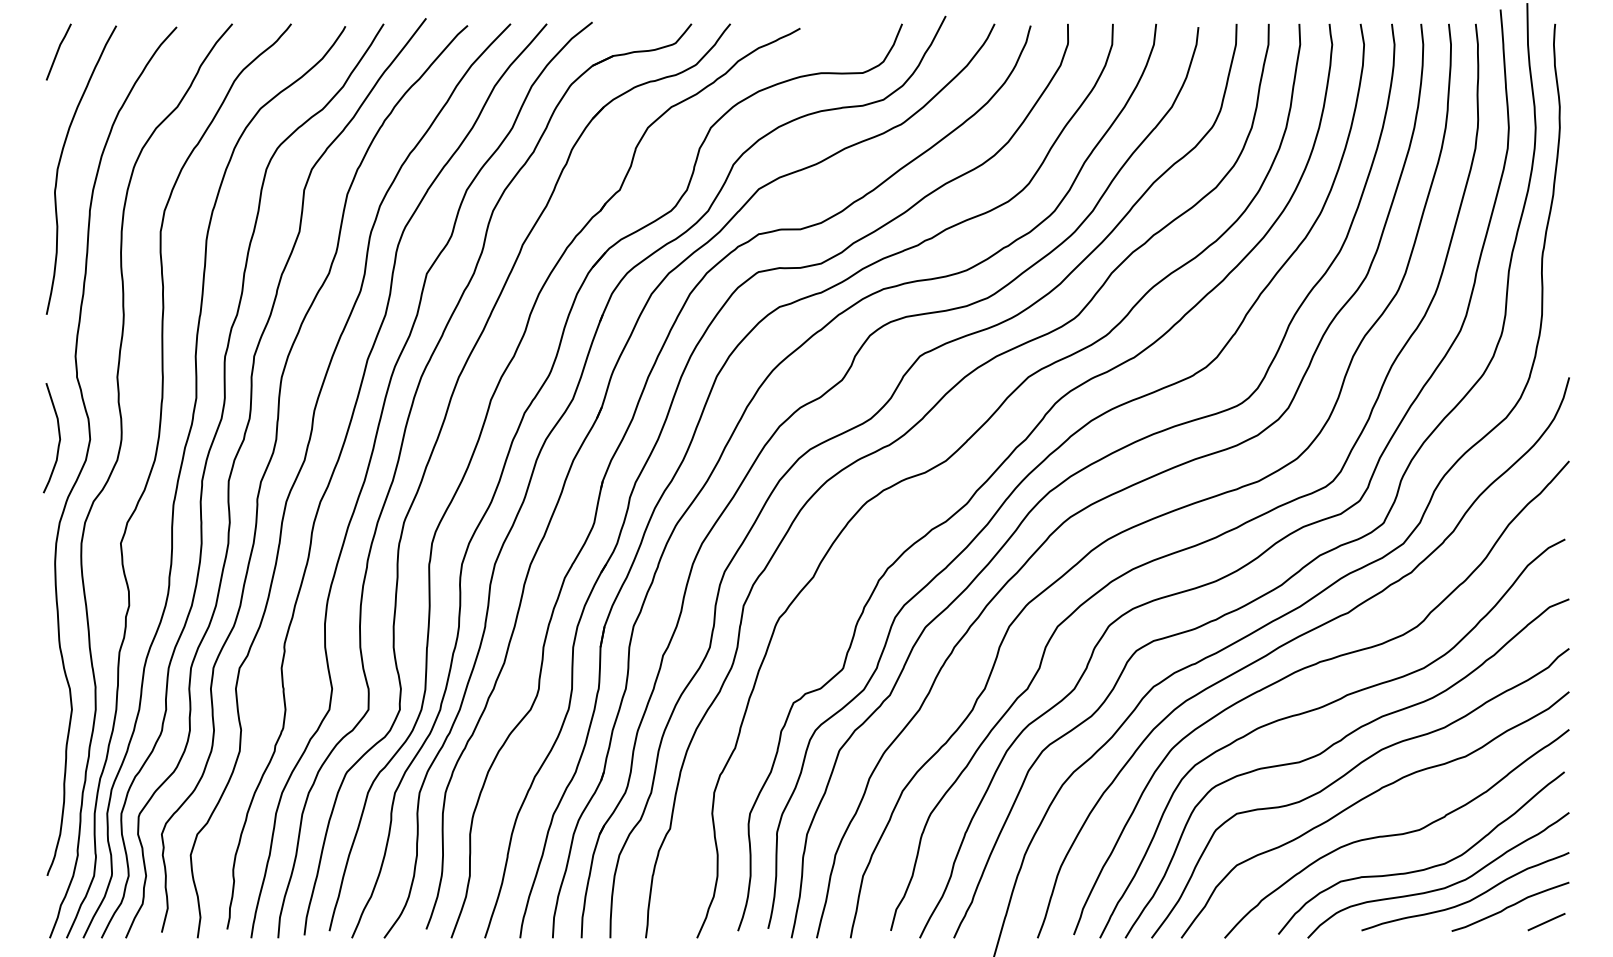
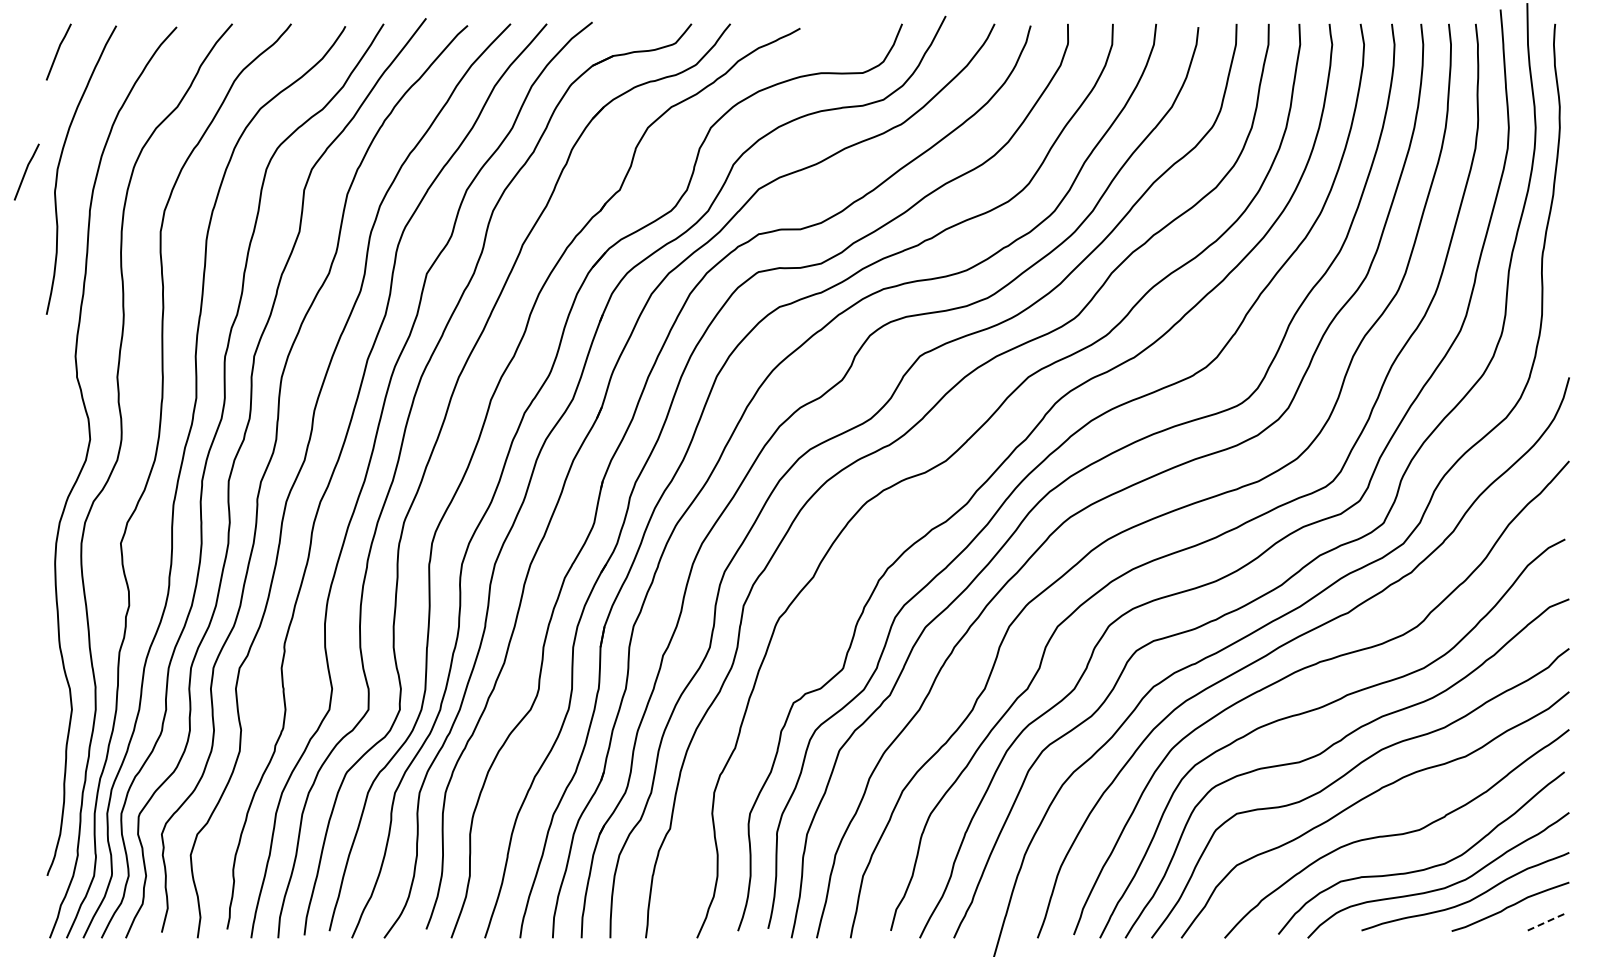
line: none -> present (26, 171)
curve: present -> none (58, 436)
line: solid -> dashed (1547, 921)
